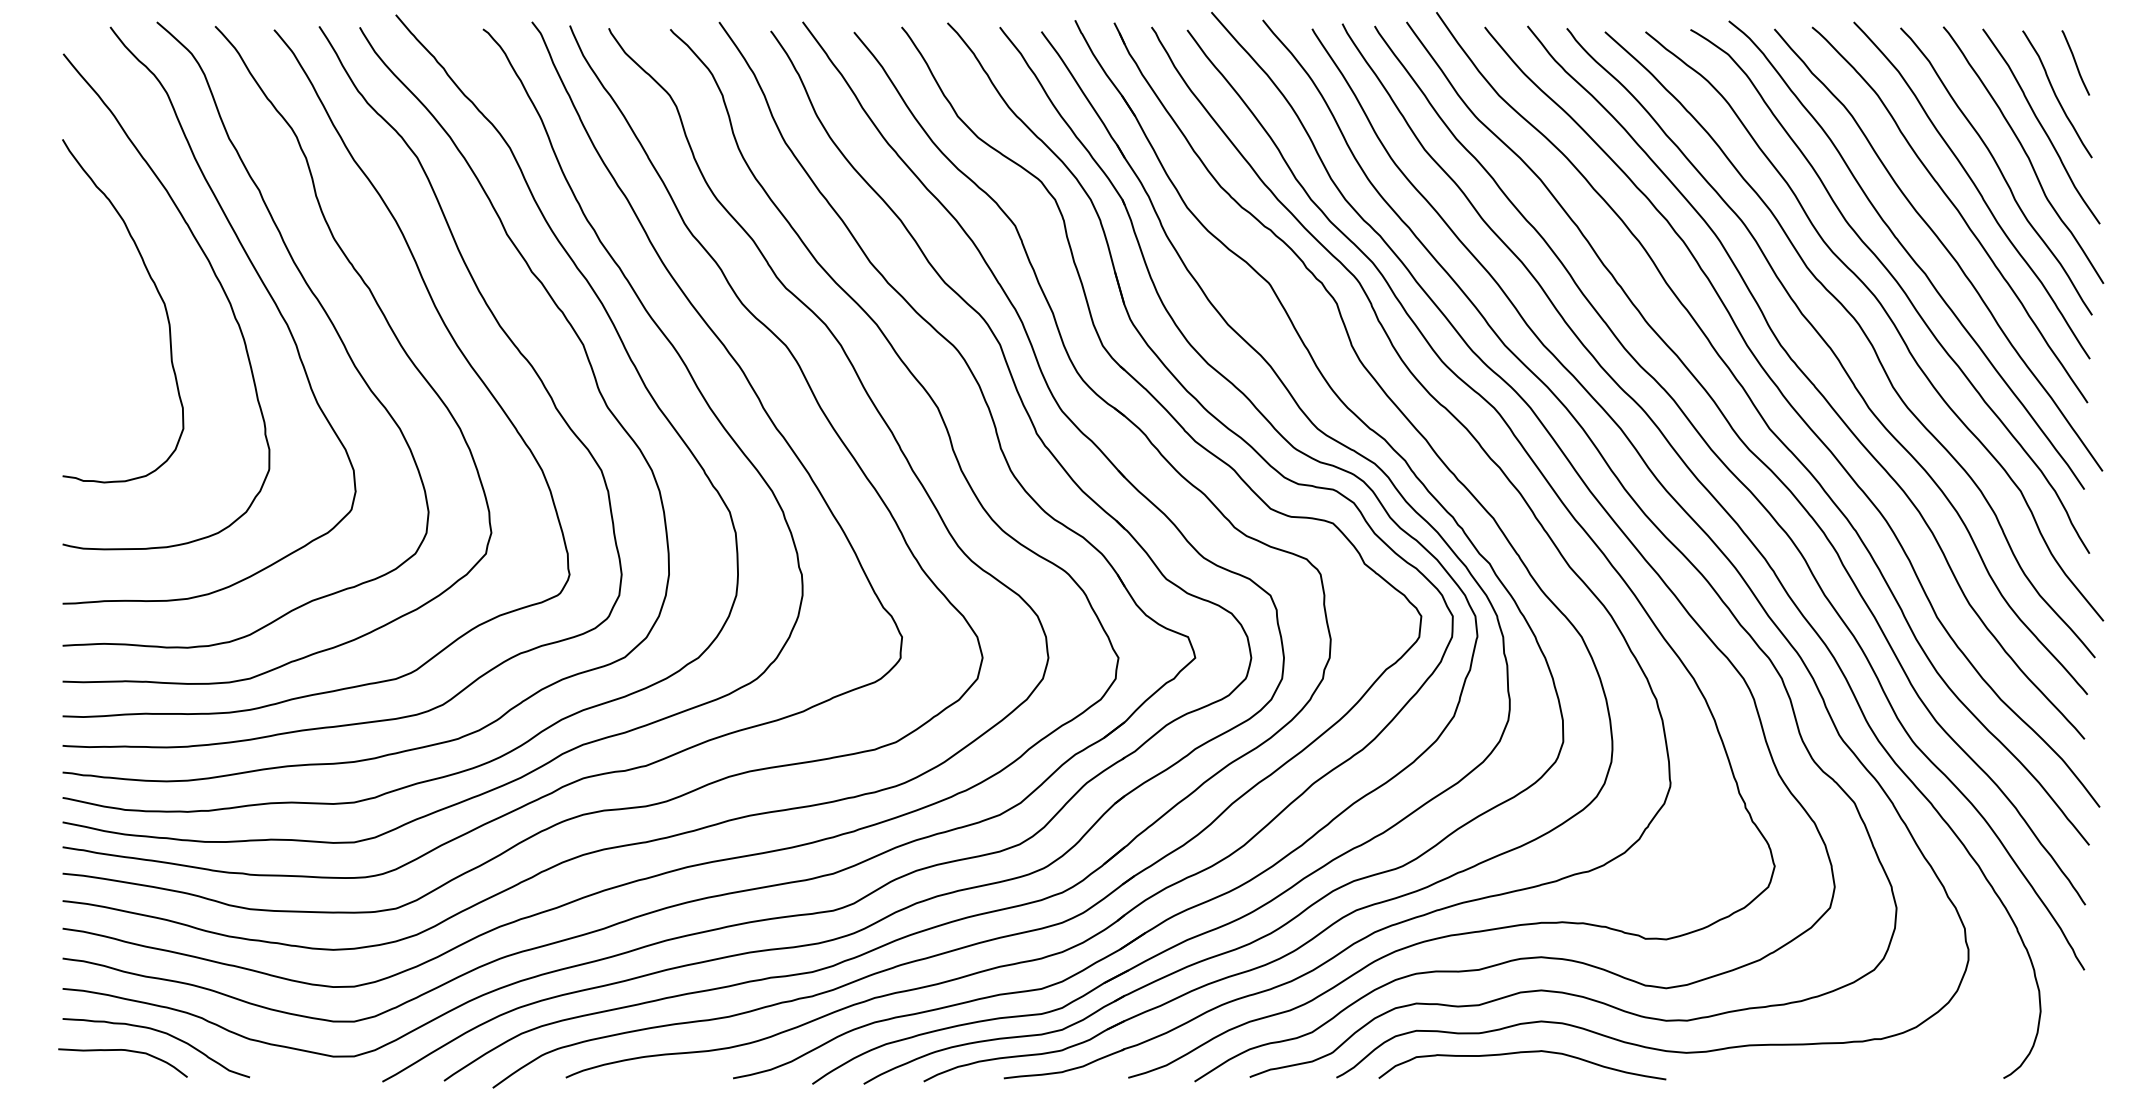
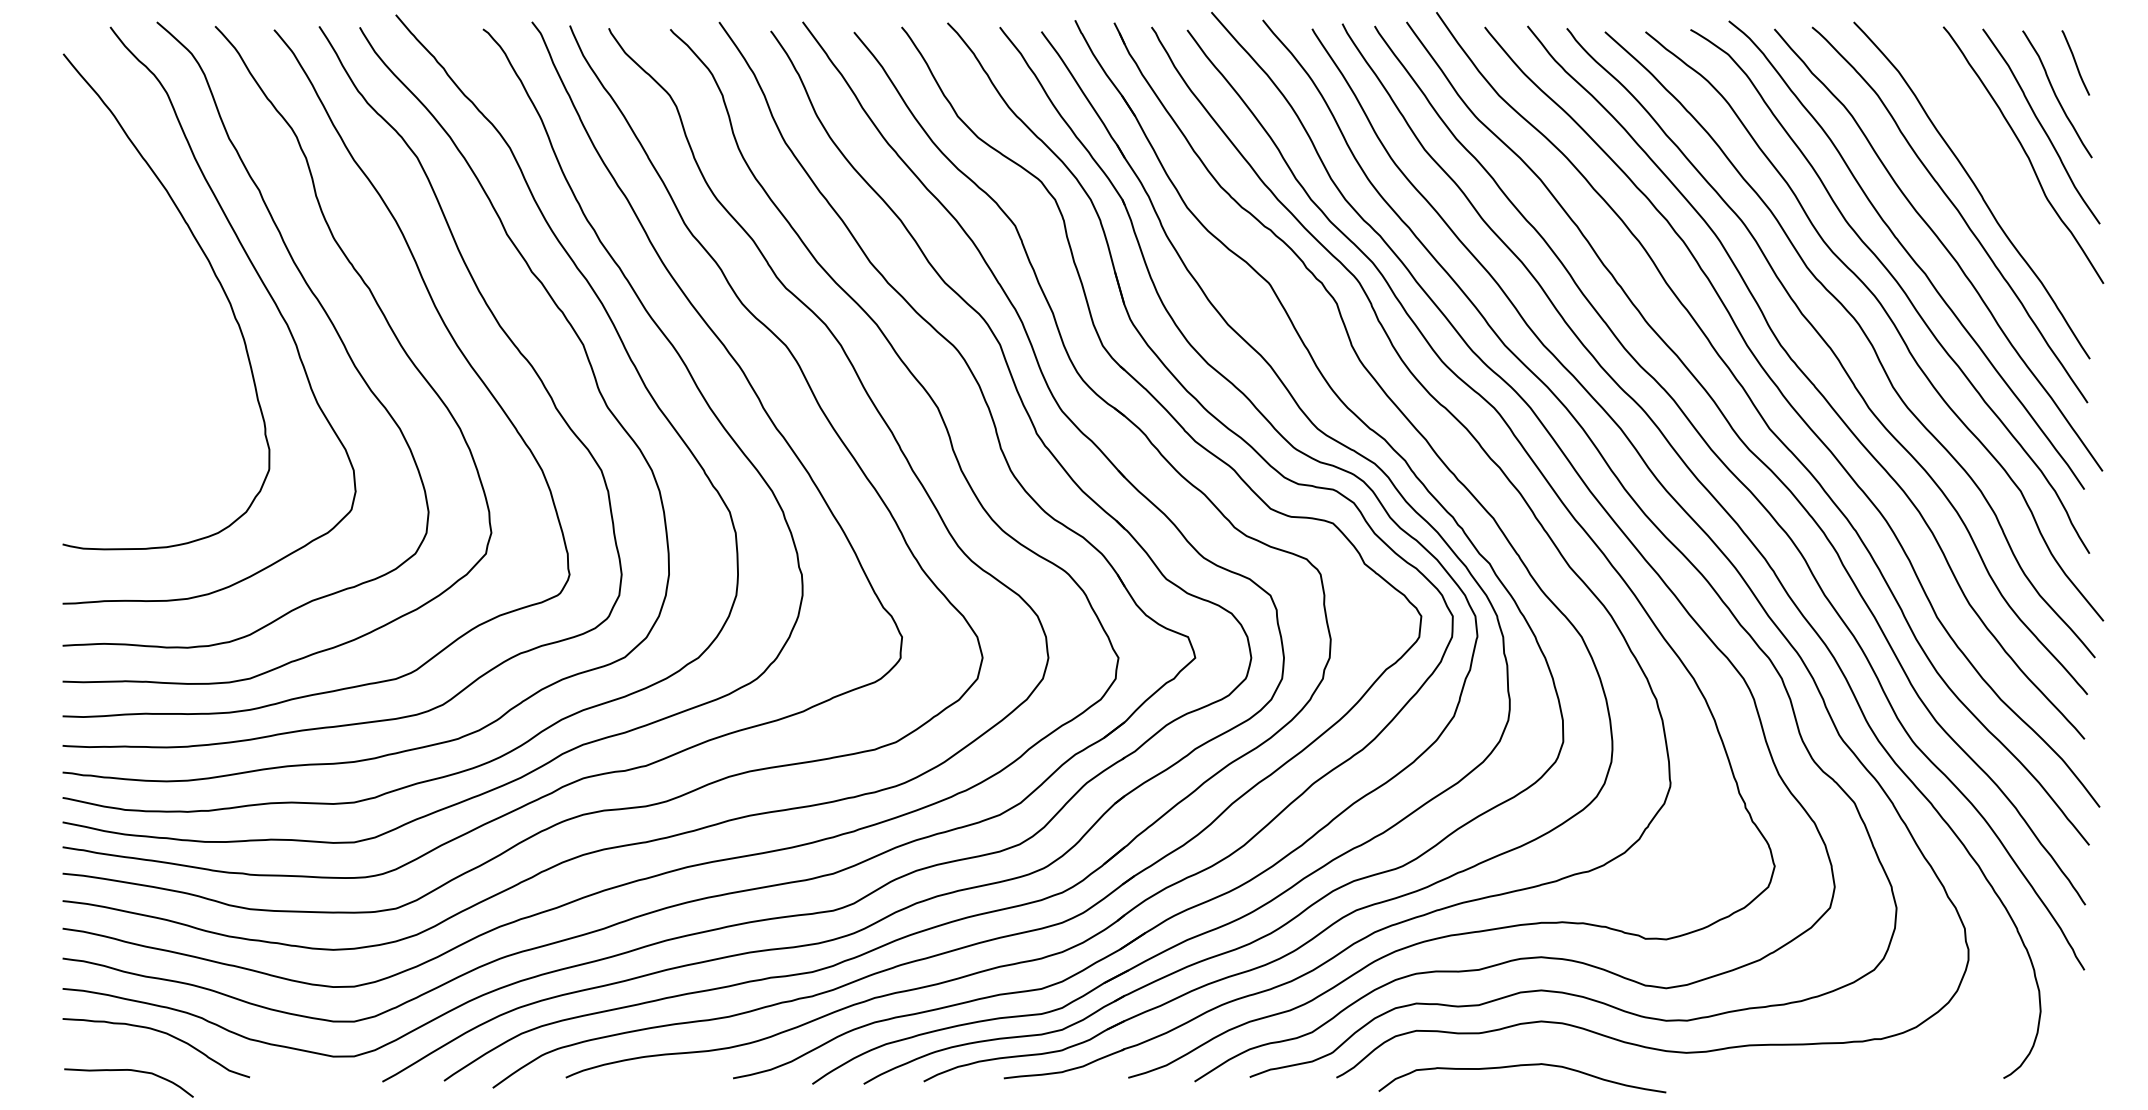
curve: present -> none (1998, 169)
curve: present -> none (158, 294)
curve position: (126, 1051) -> (132, 1071) (132, 1071)
curve position: (1522, 1053) -> (1522, 1066) (1522, 1066)
